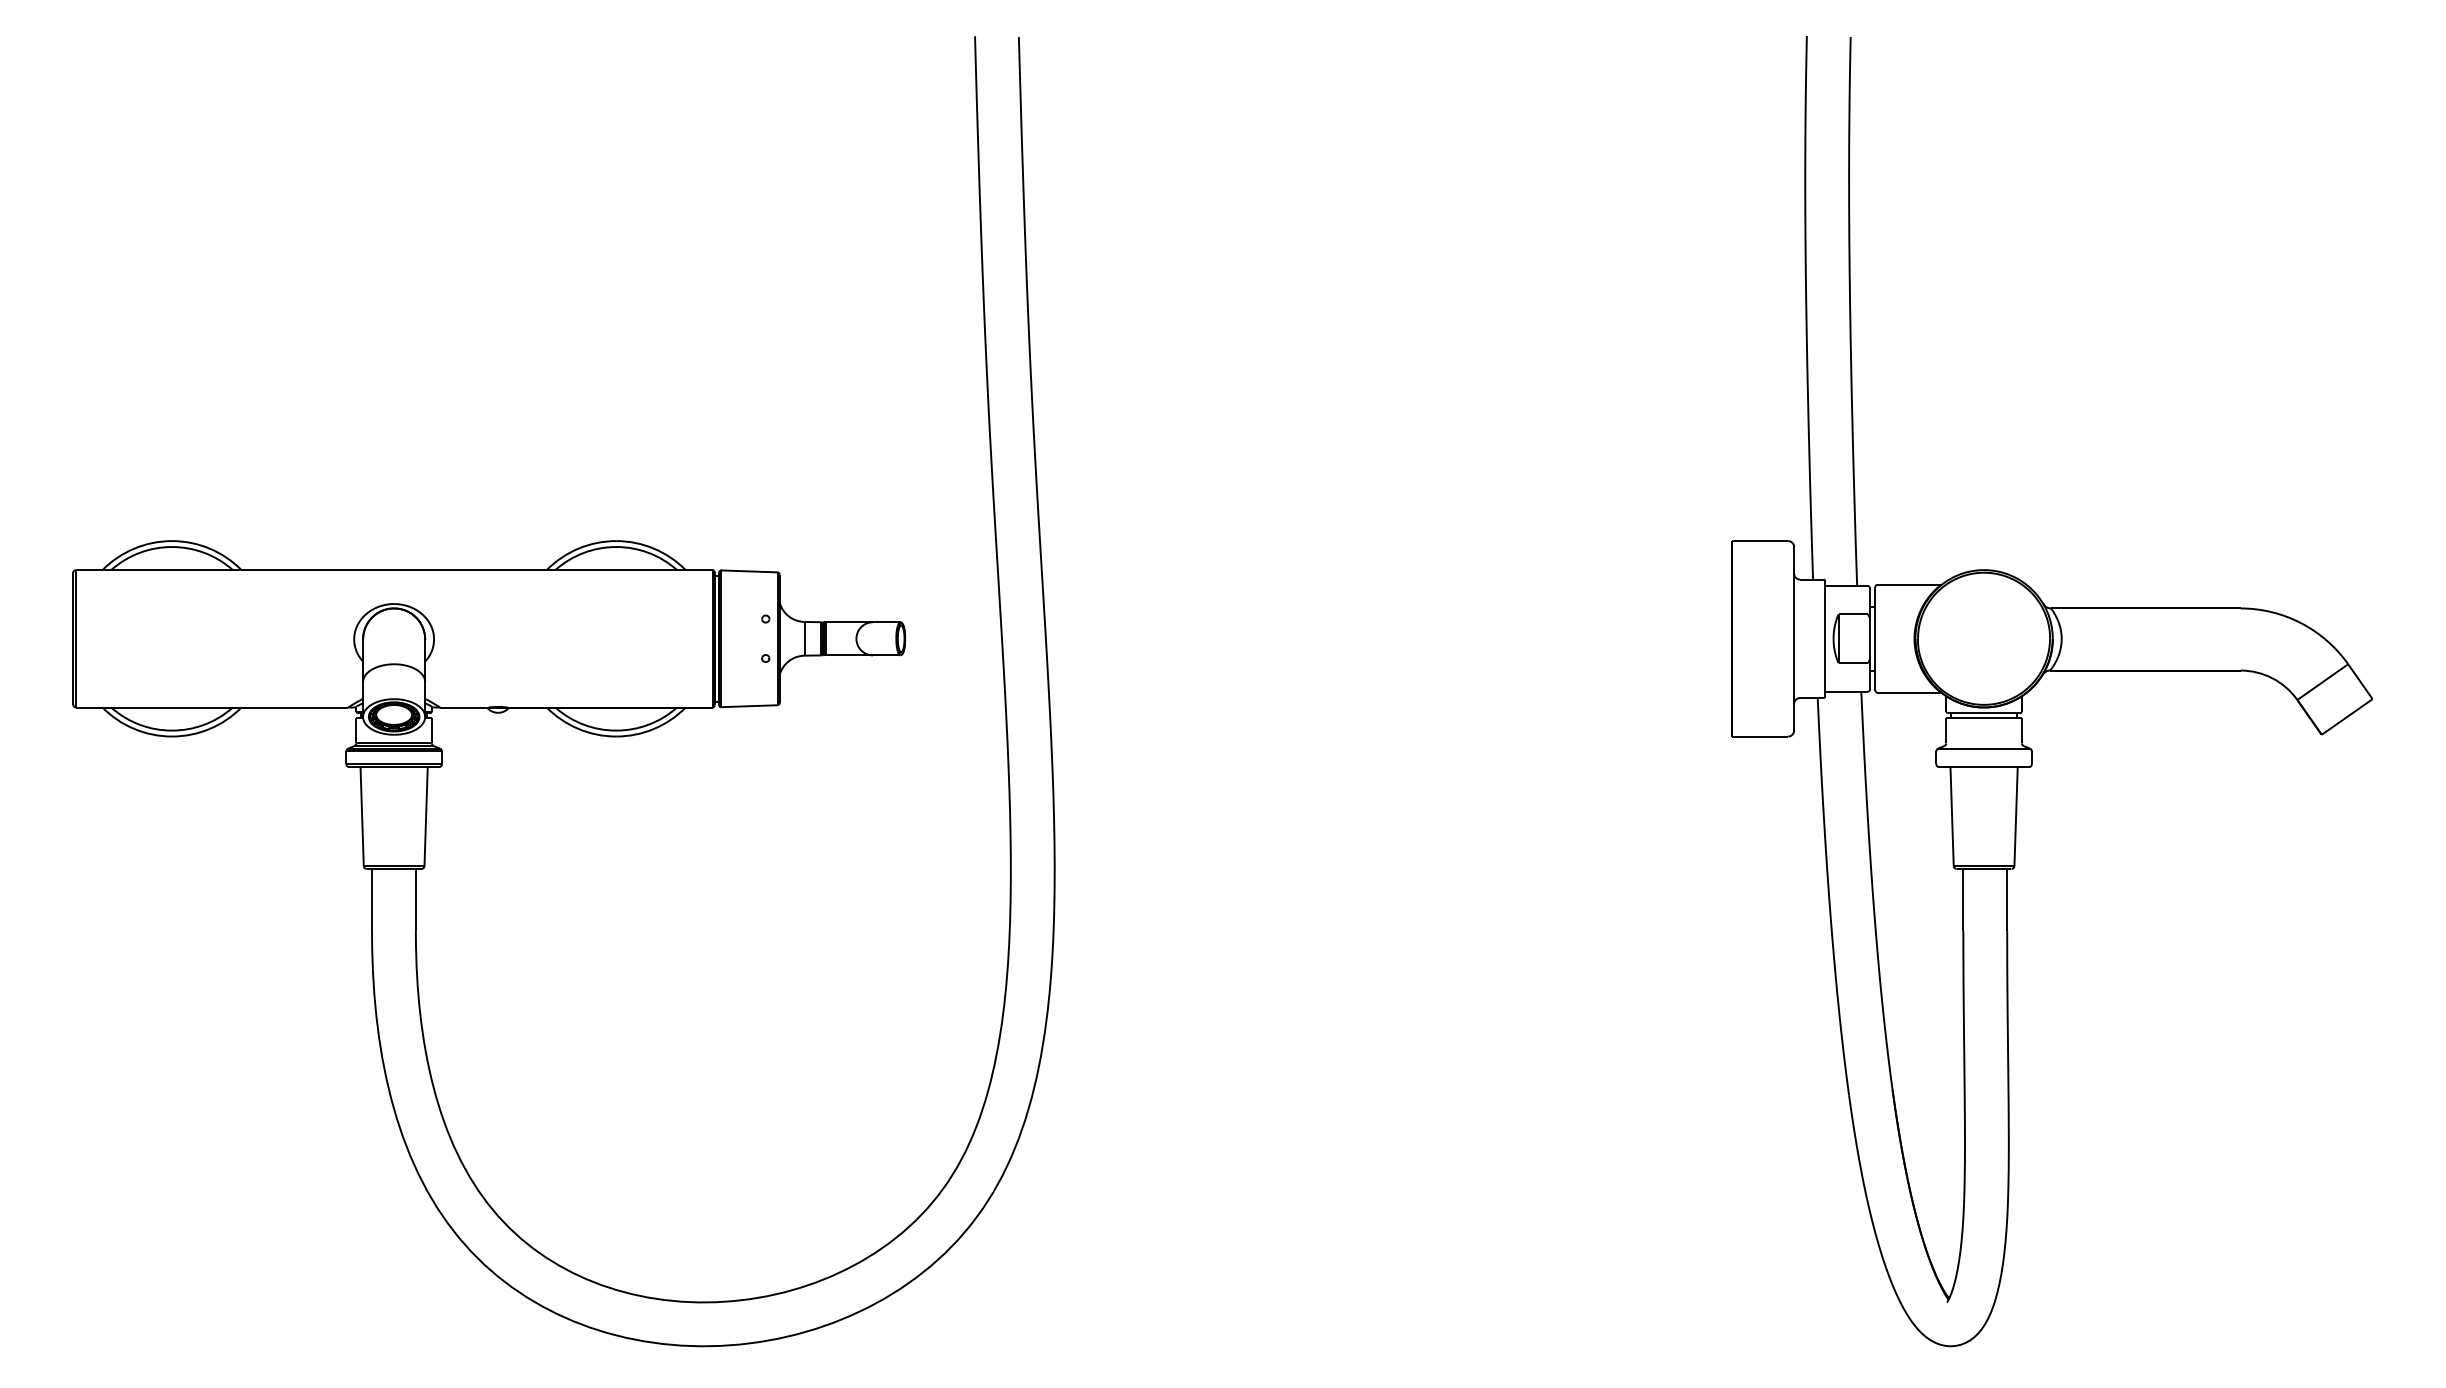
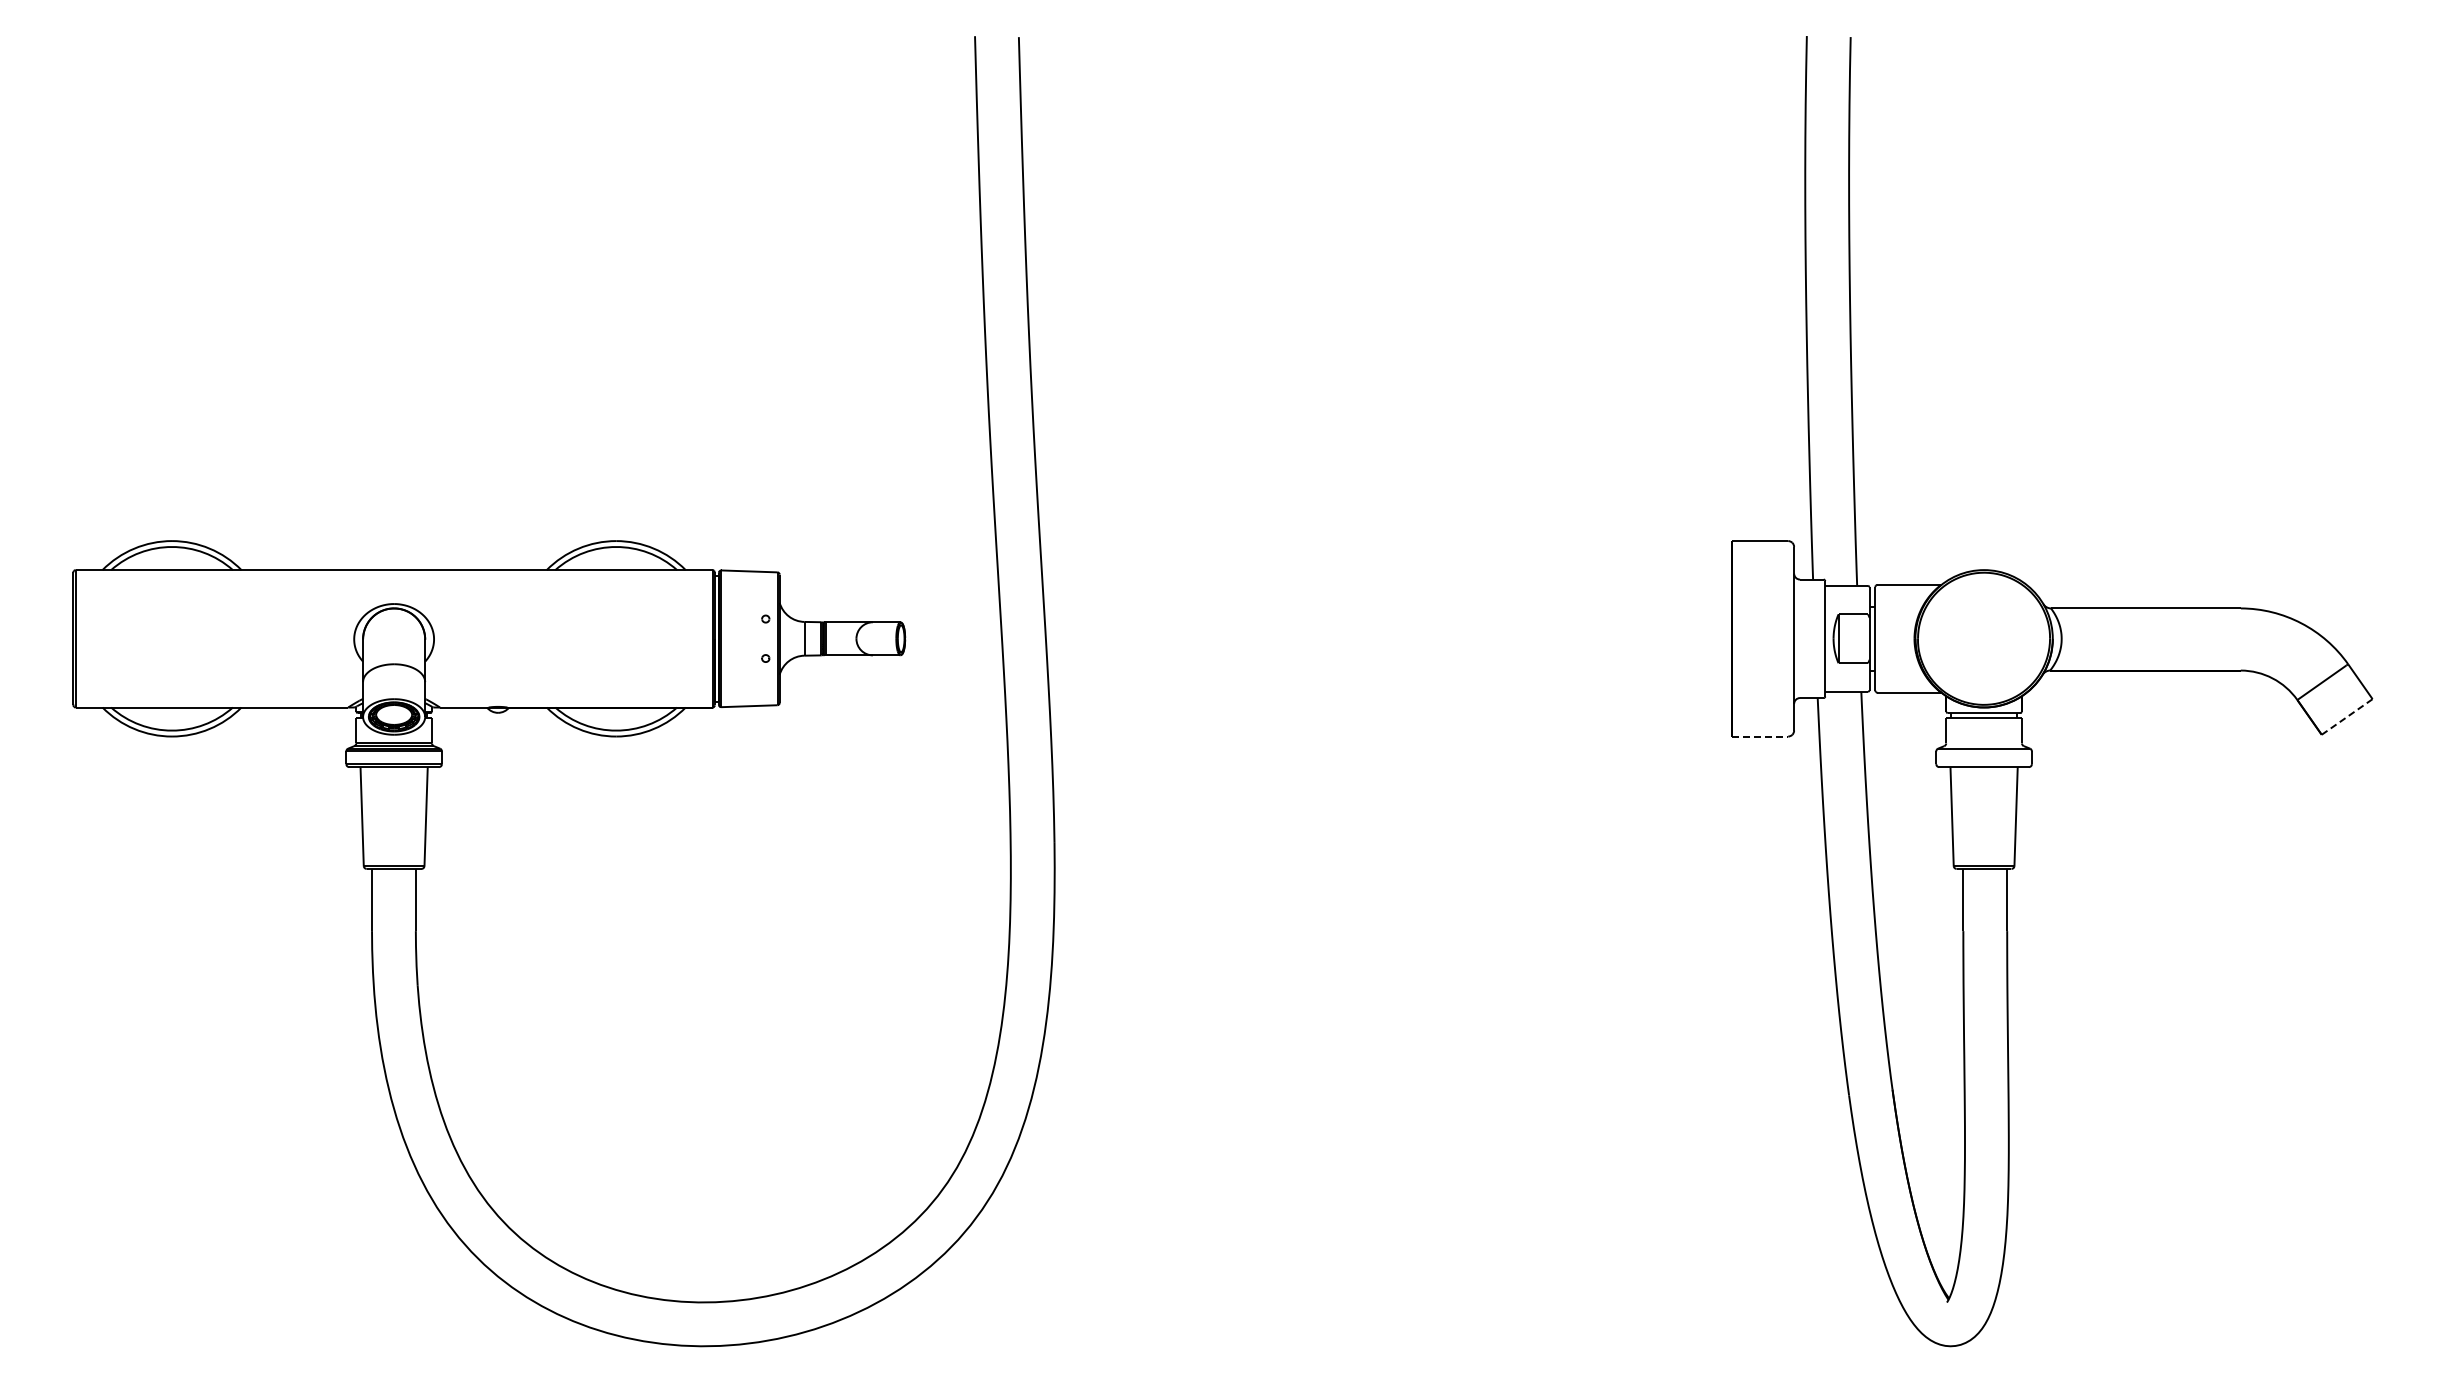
line: solid -> dashed (2347, 716)
line: solid -> dashed (1760, 736)
